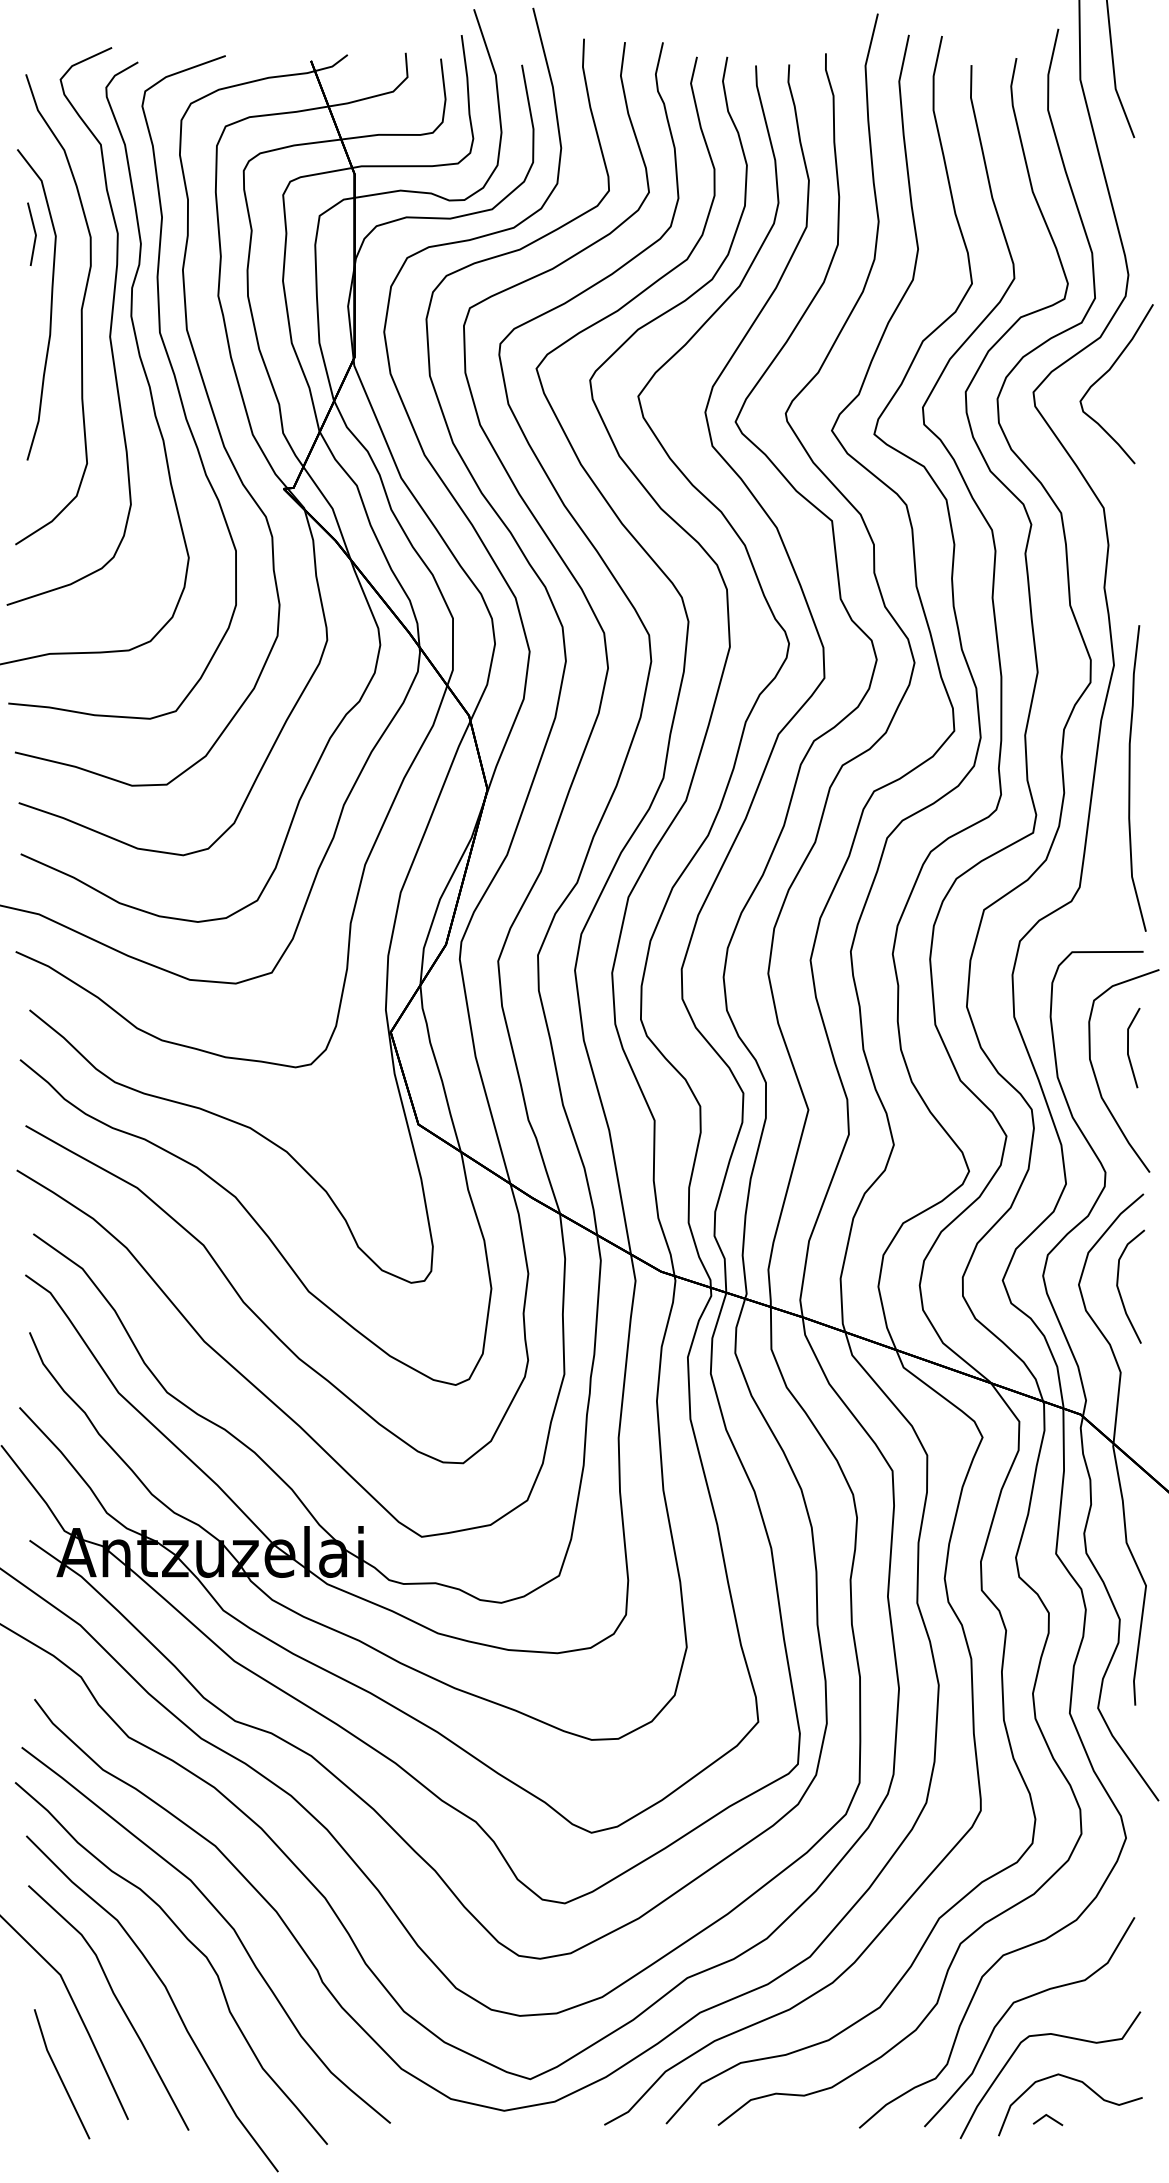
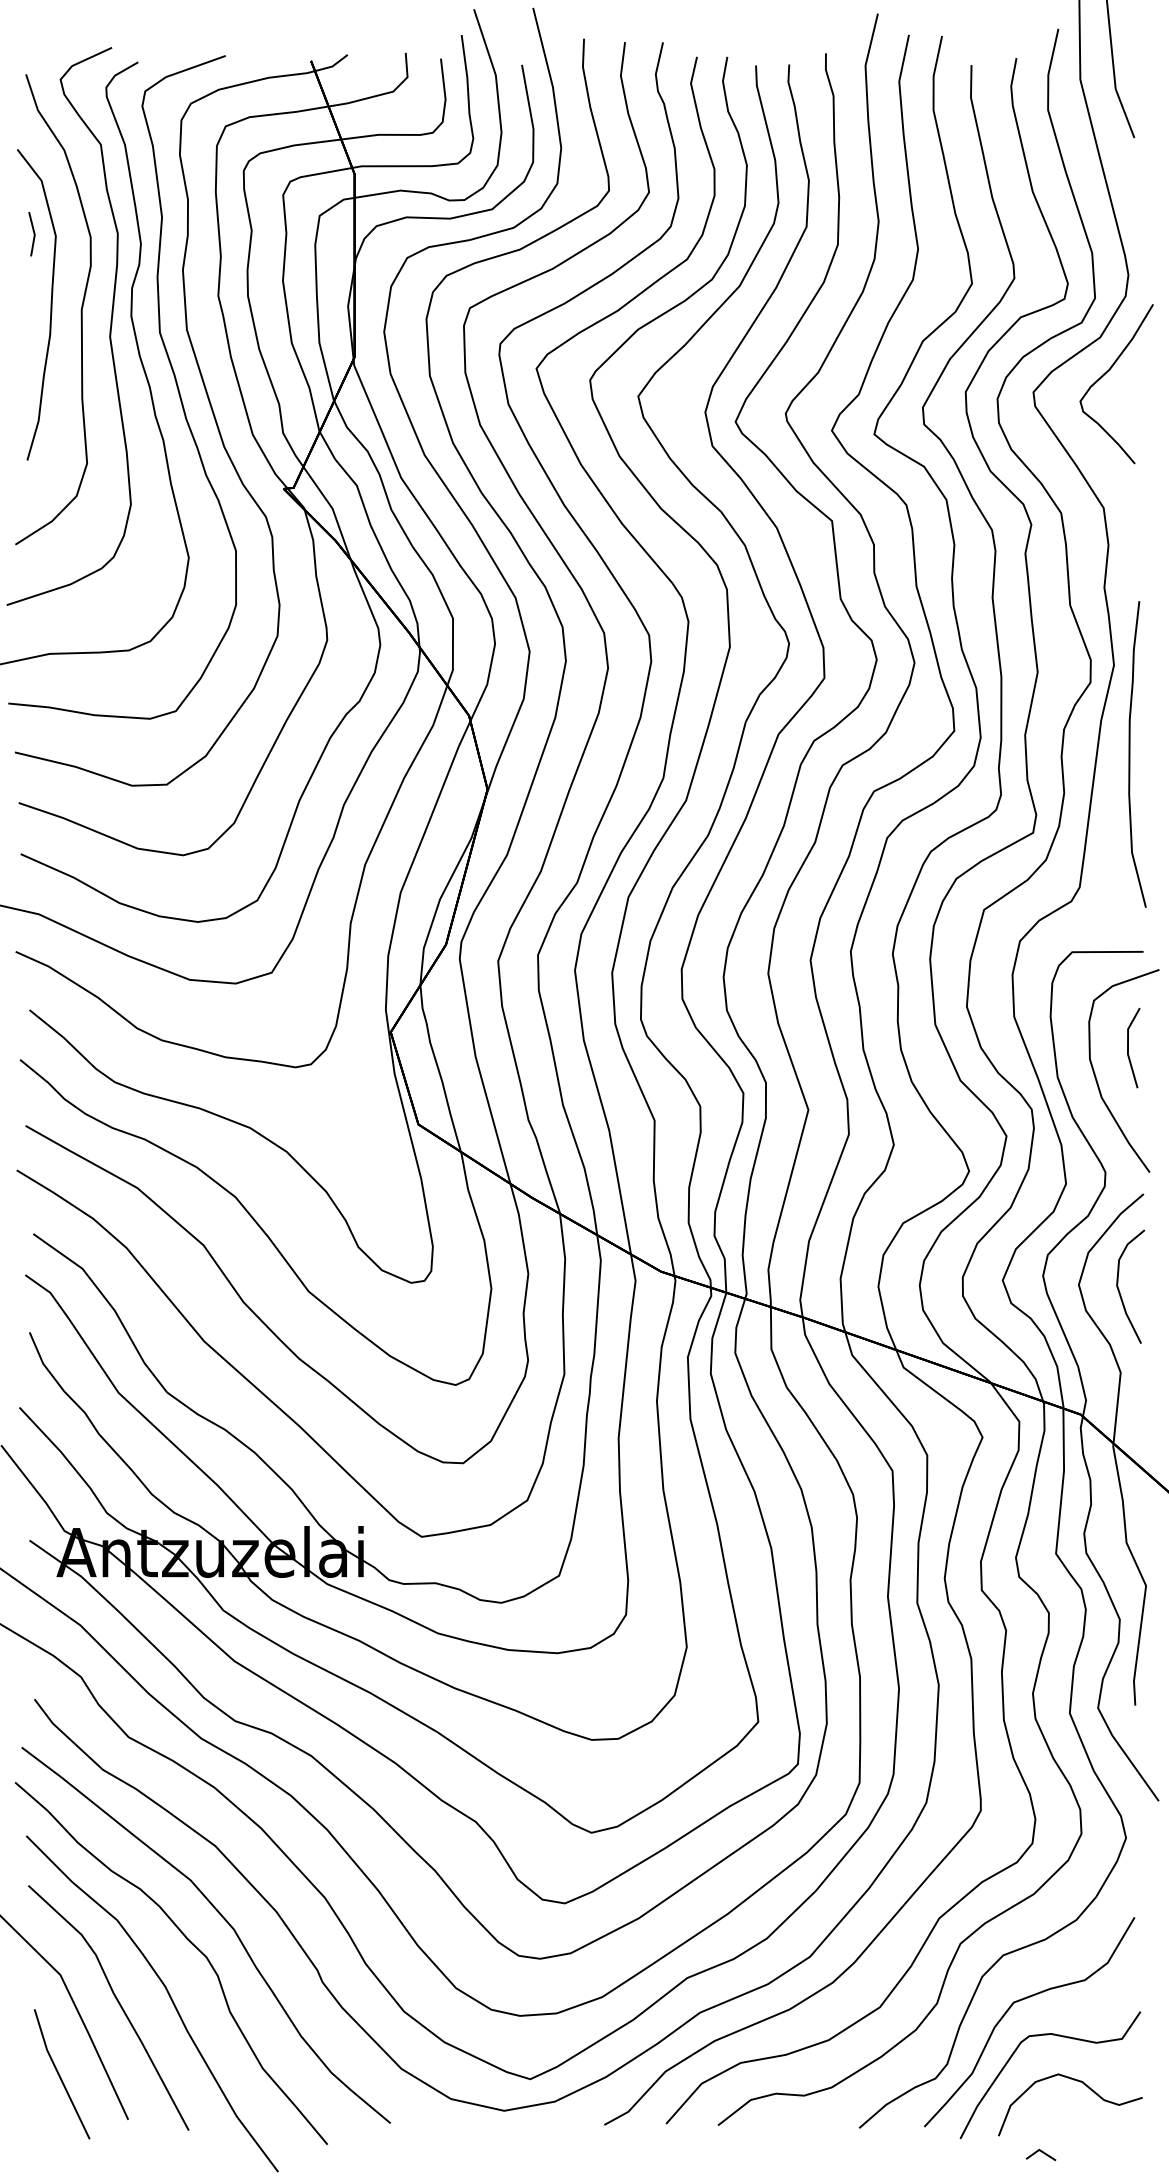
part size: 10x64 px -> 8x45 px (31, 234)
curve position: (1130, 778) -> (1130, 754) (1130, 754)
part position: (1047, 2120) -> (1040, 2155) (1040, 2155)
